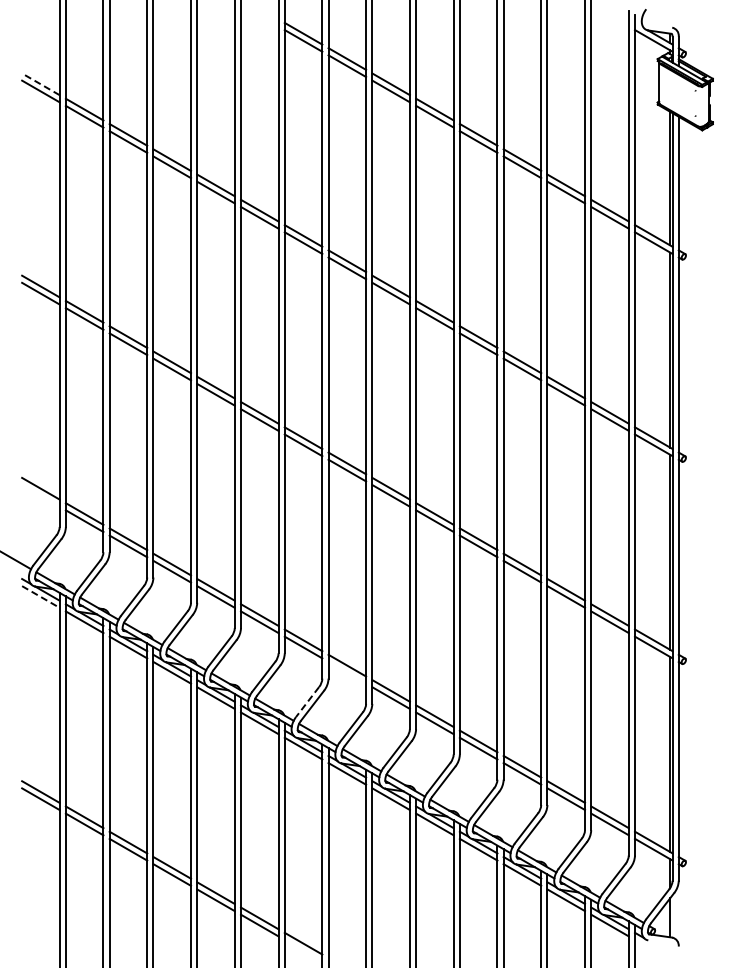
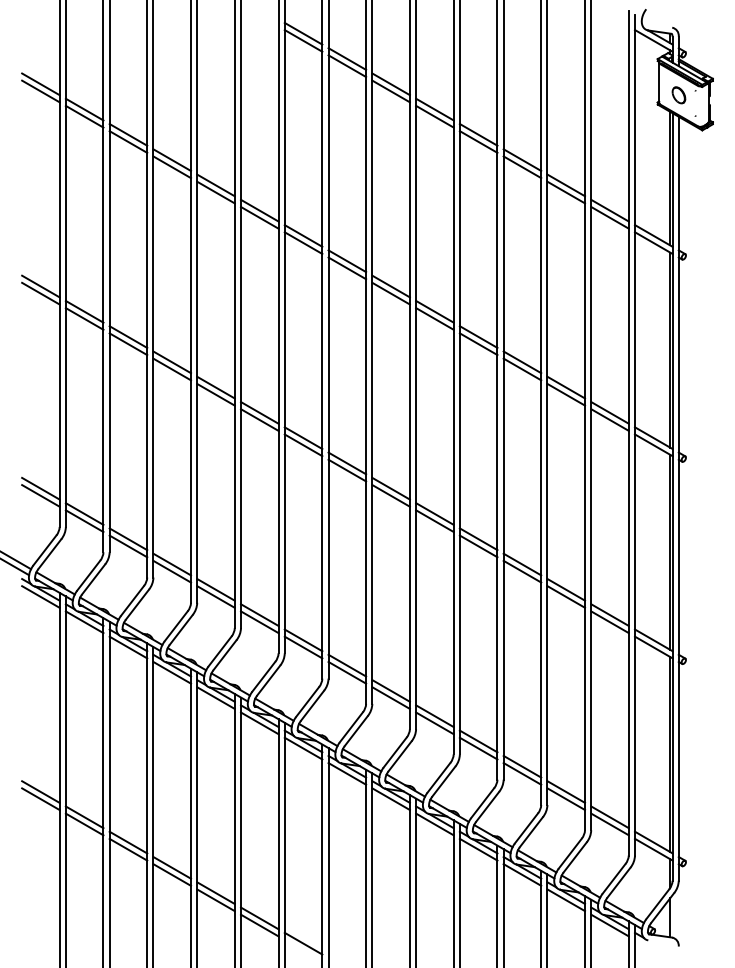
line: dashed -> solid (40, 84)
part: none -> present (678, 95)
line: none -> present (40, 495)
line: none -> present (15, 567)
line: dashed -> solid (40, 597)
line: none -> present (347, 672)
line: dashed -> solid (307, 702)
